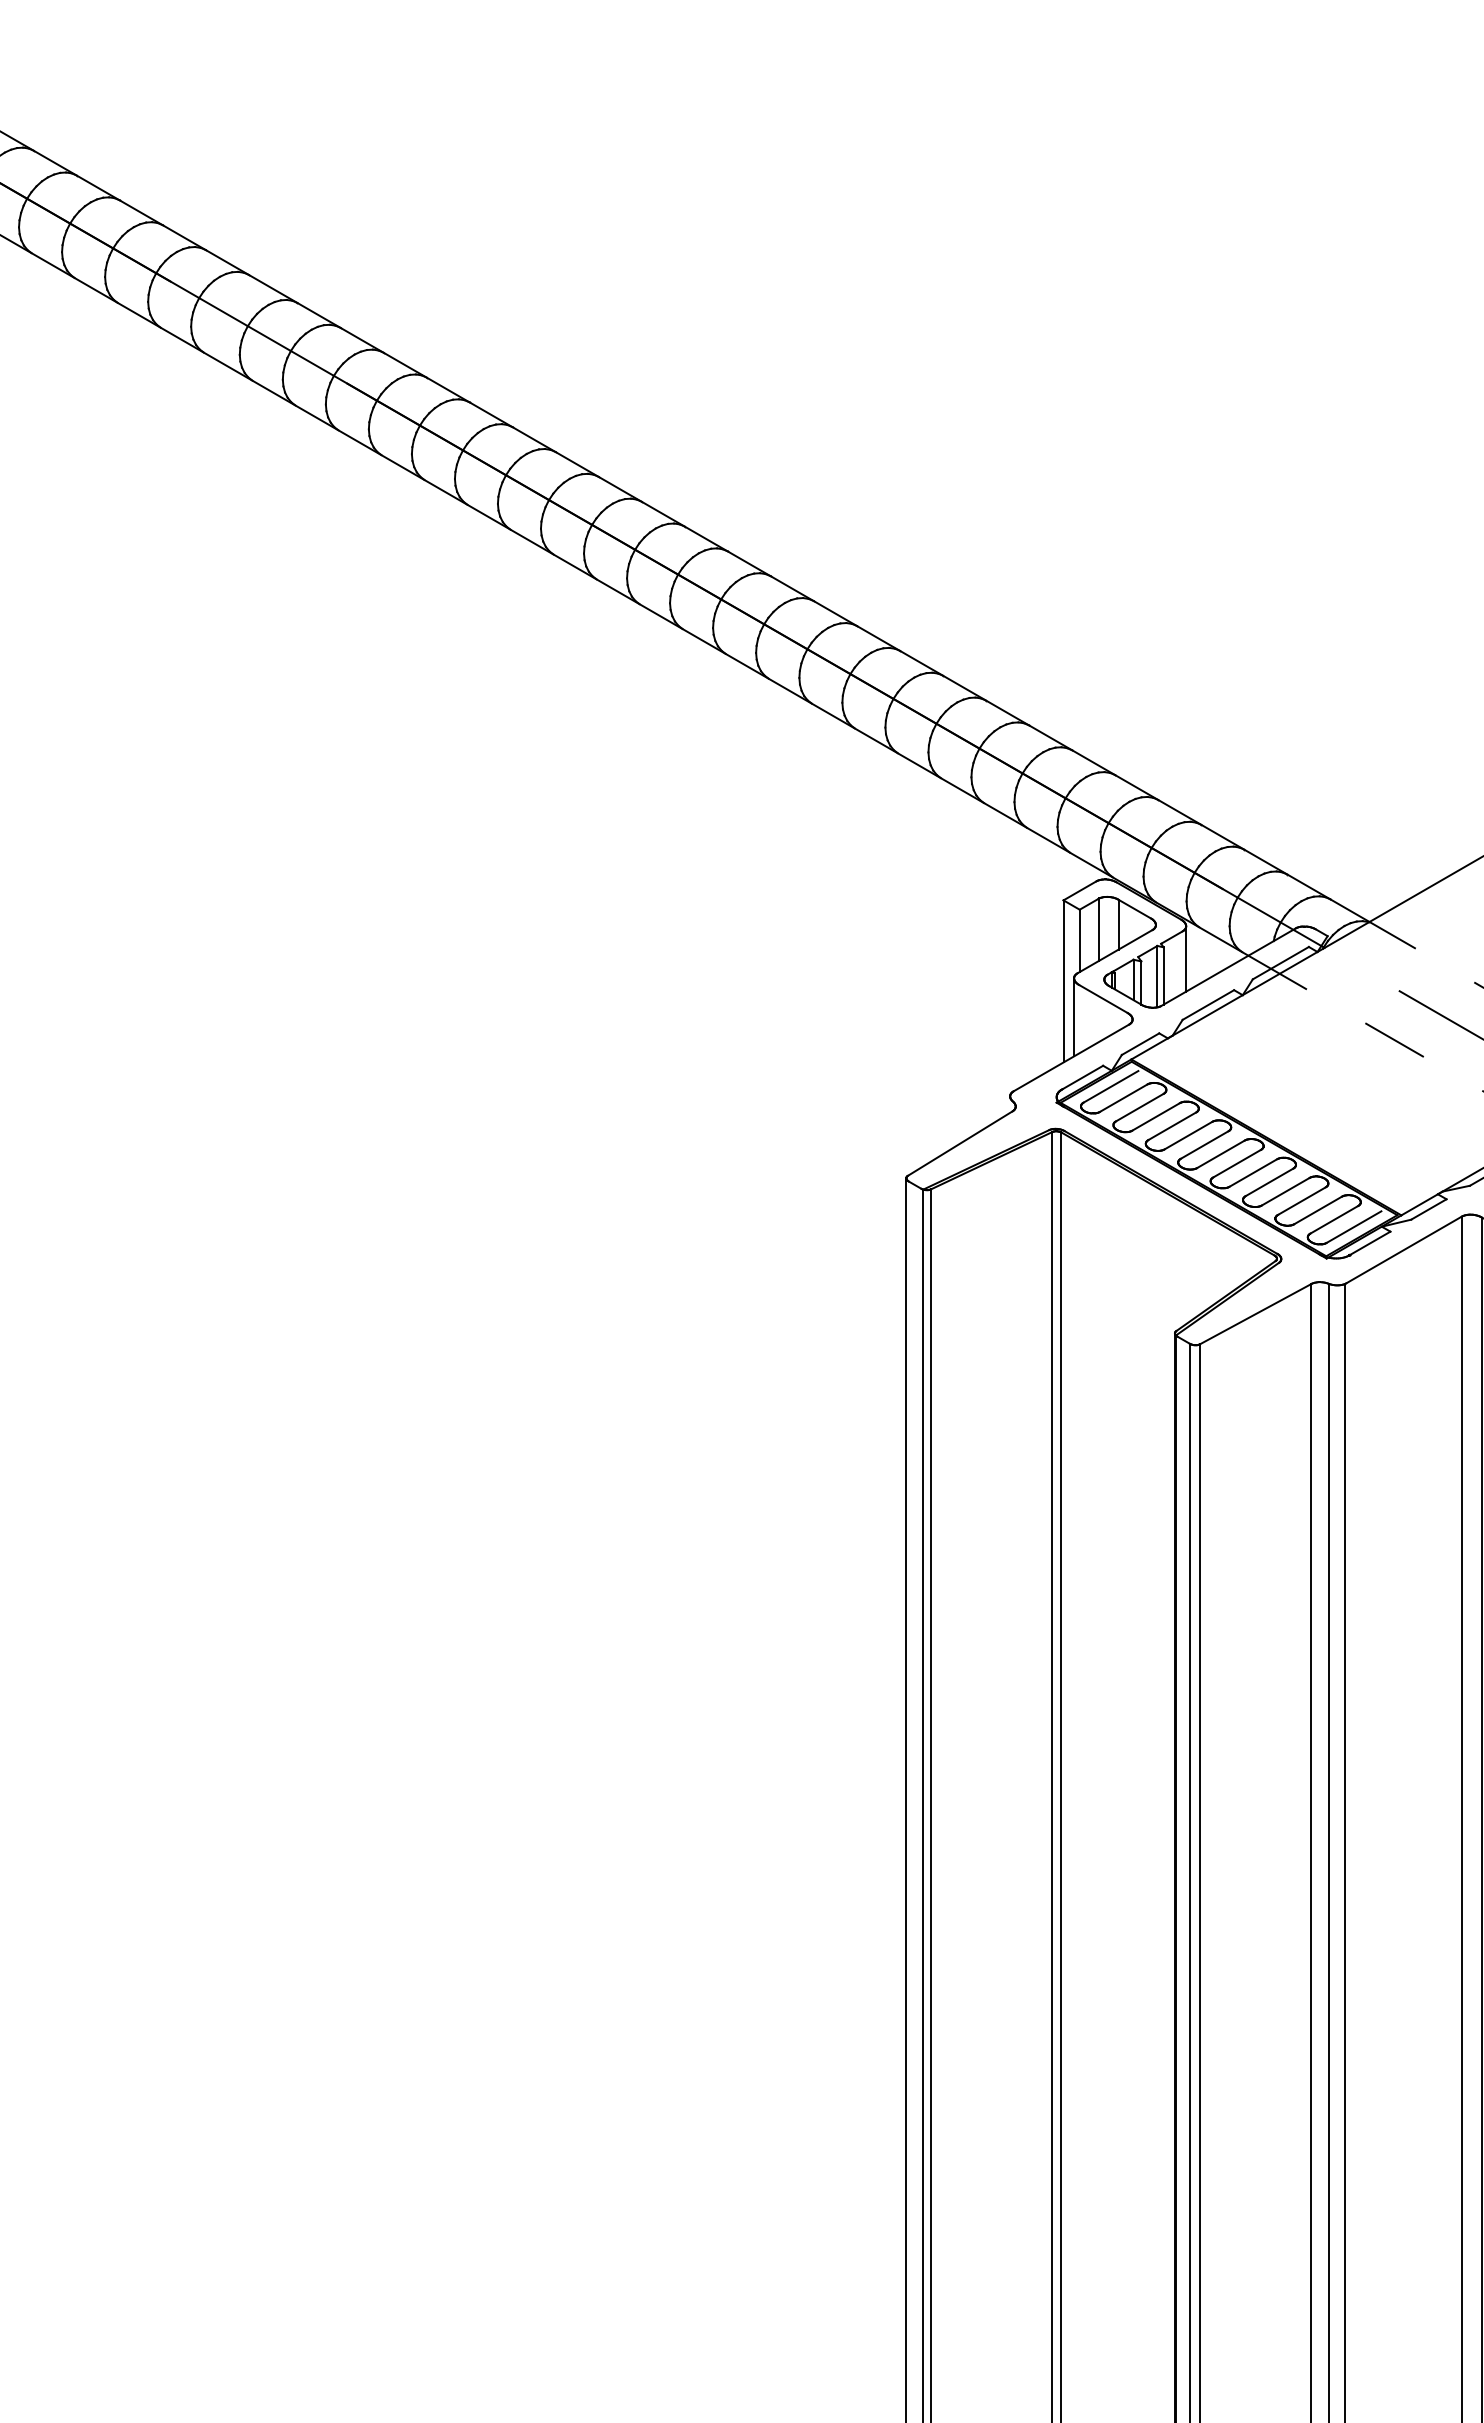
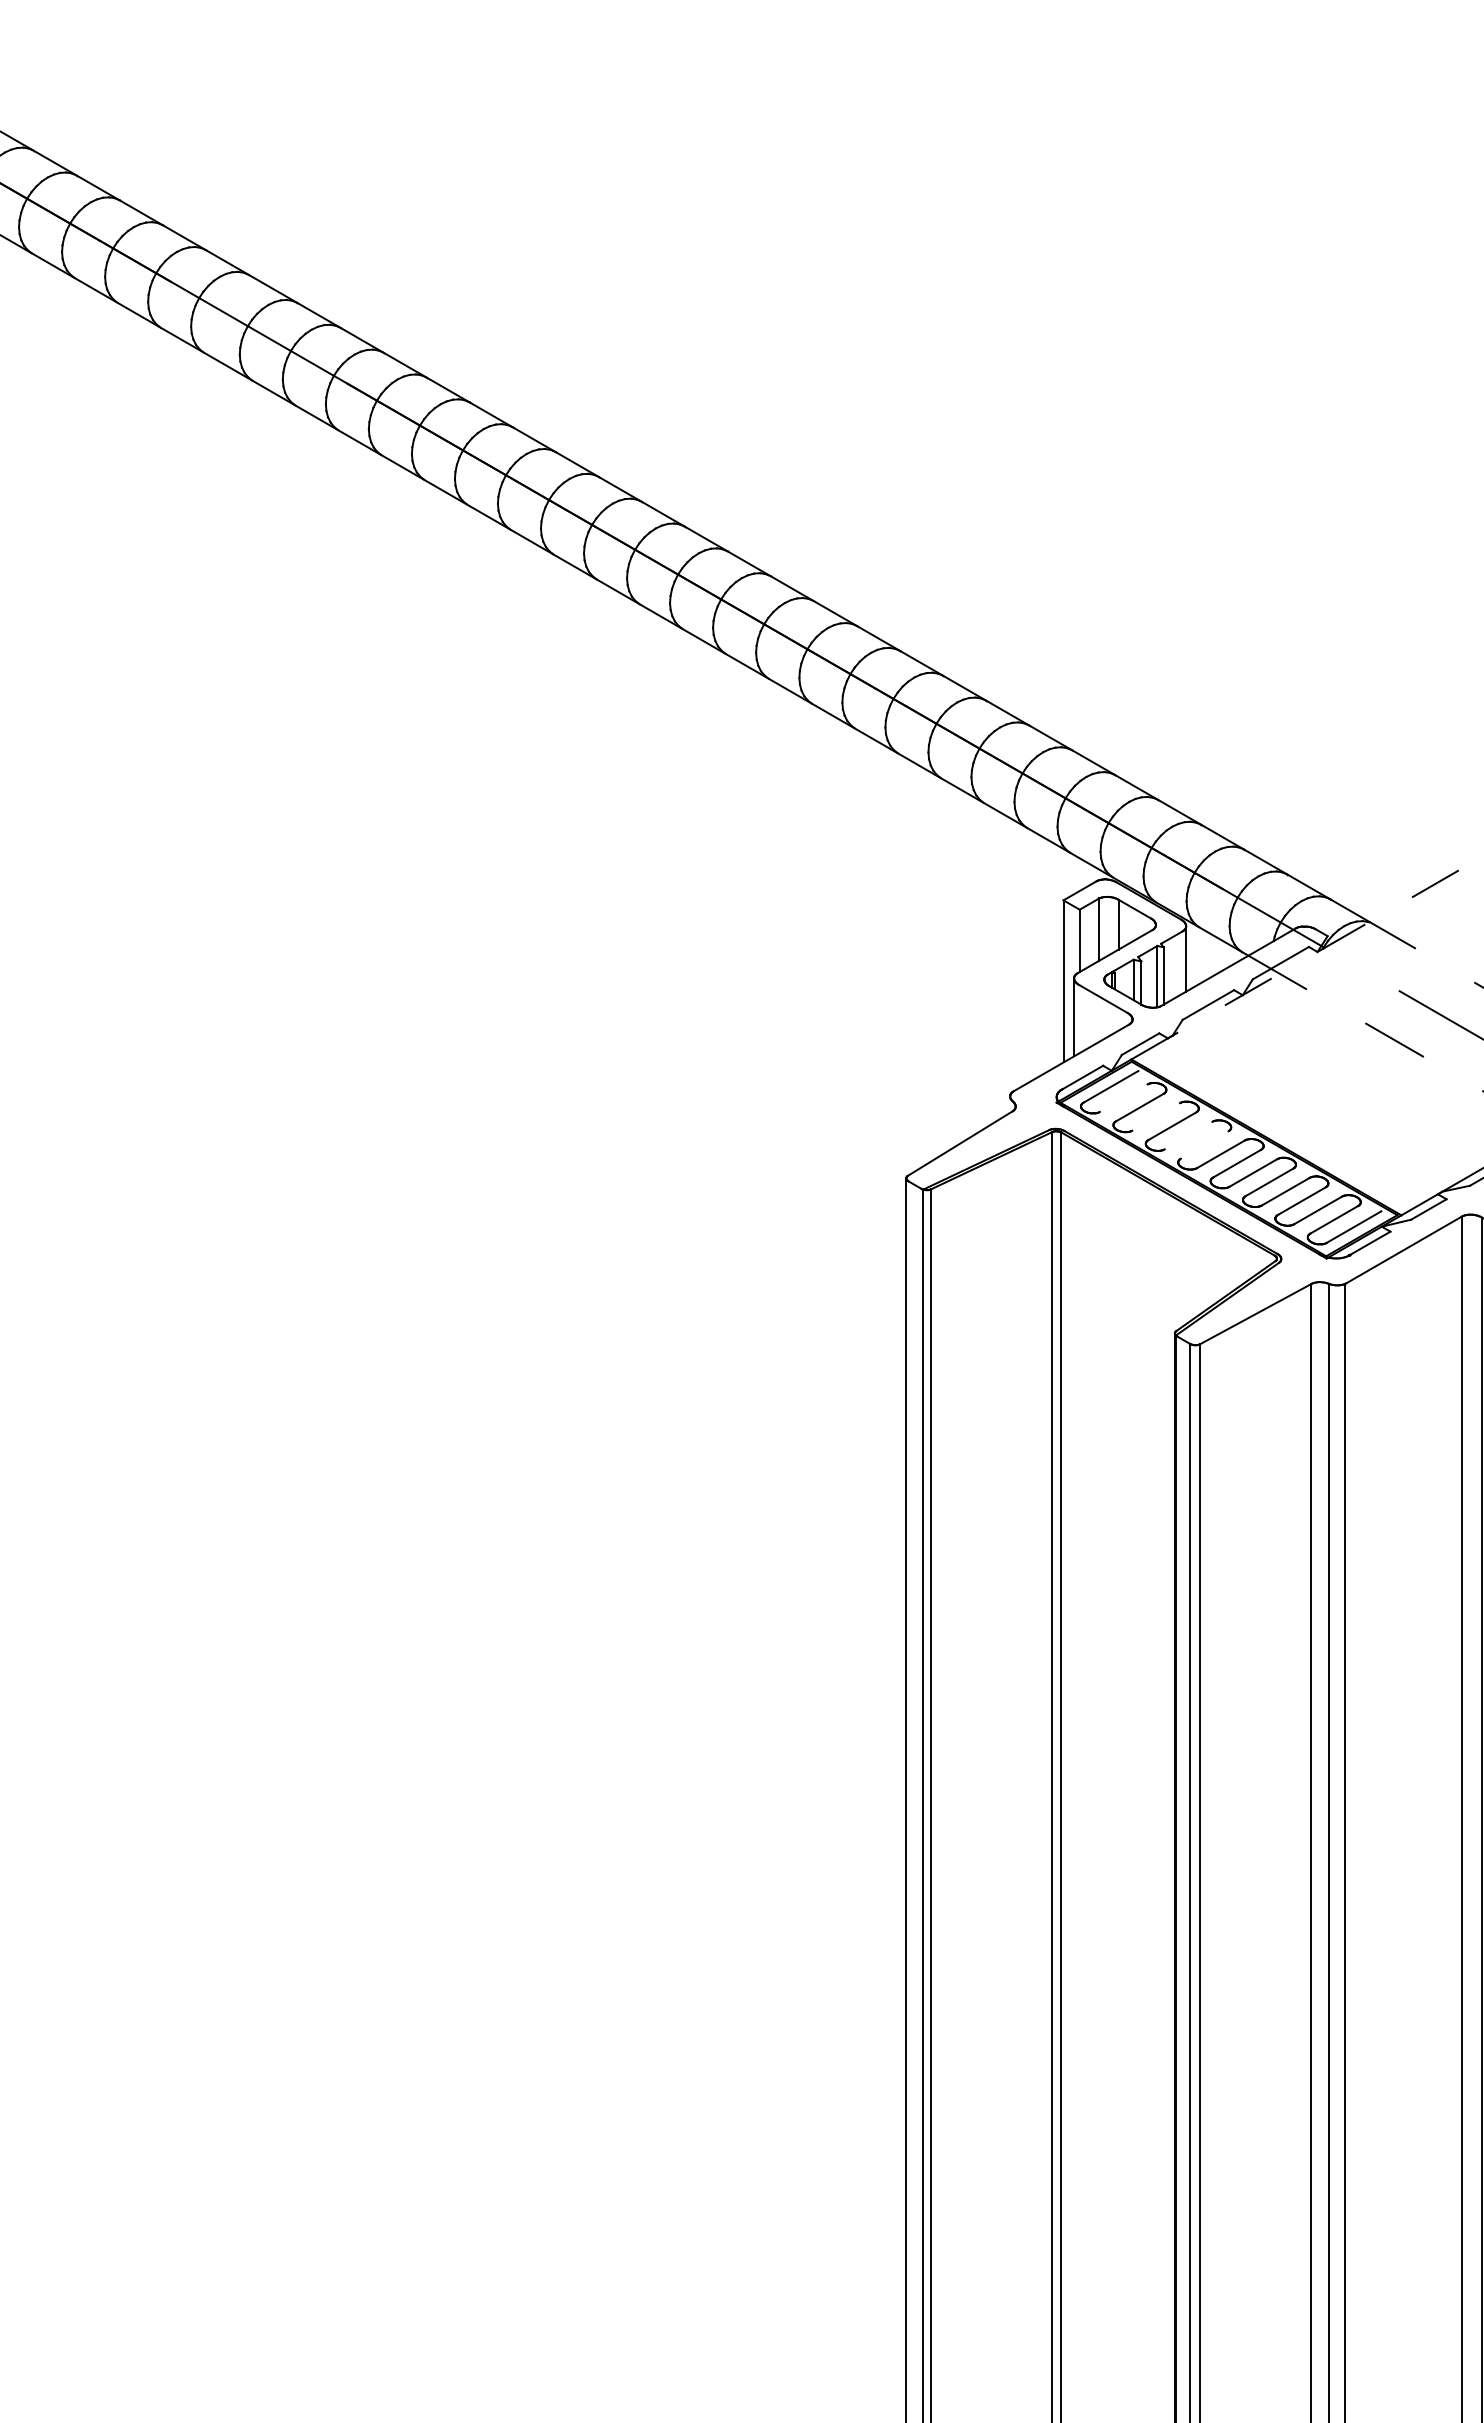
line: solid -> dashed (1308, 957)
line: present -> none (1123, 1097)
line: present -> none (1155, 1116)
line: present -> none (1188, 1135)
line: present -> none (1204, 1144)
